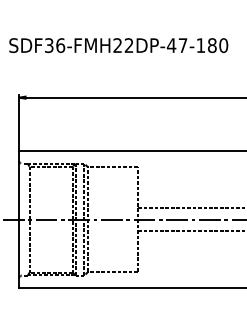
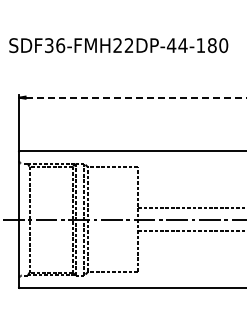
text: SDF36-FMH22DP-47-180 -> SDF36-FMH22DP-44-180 (182, 45)
line: solid -> dashed (136, 97)
